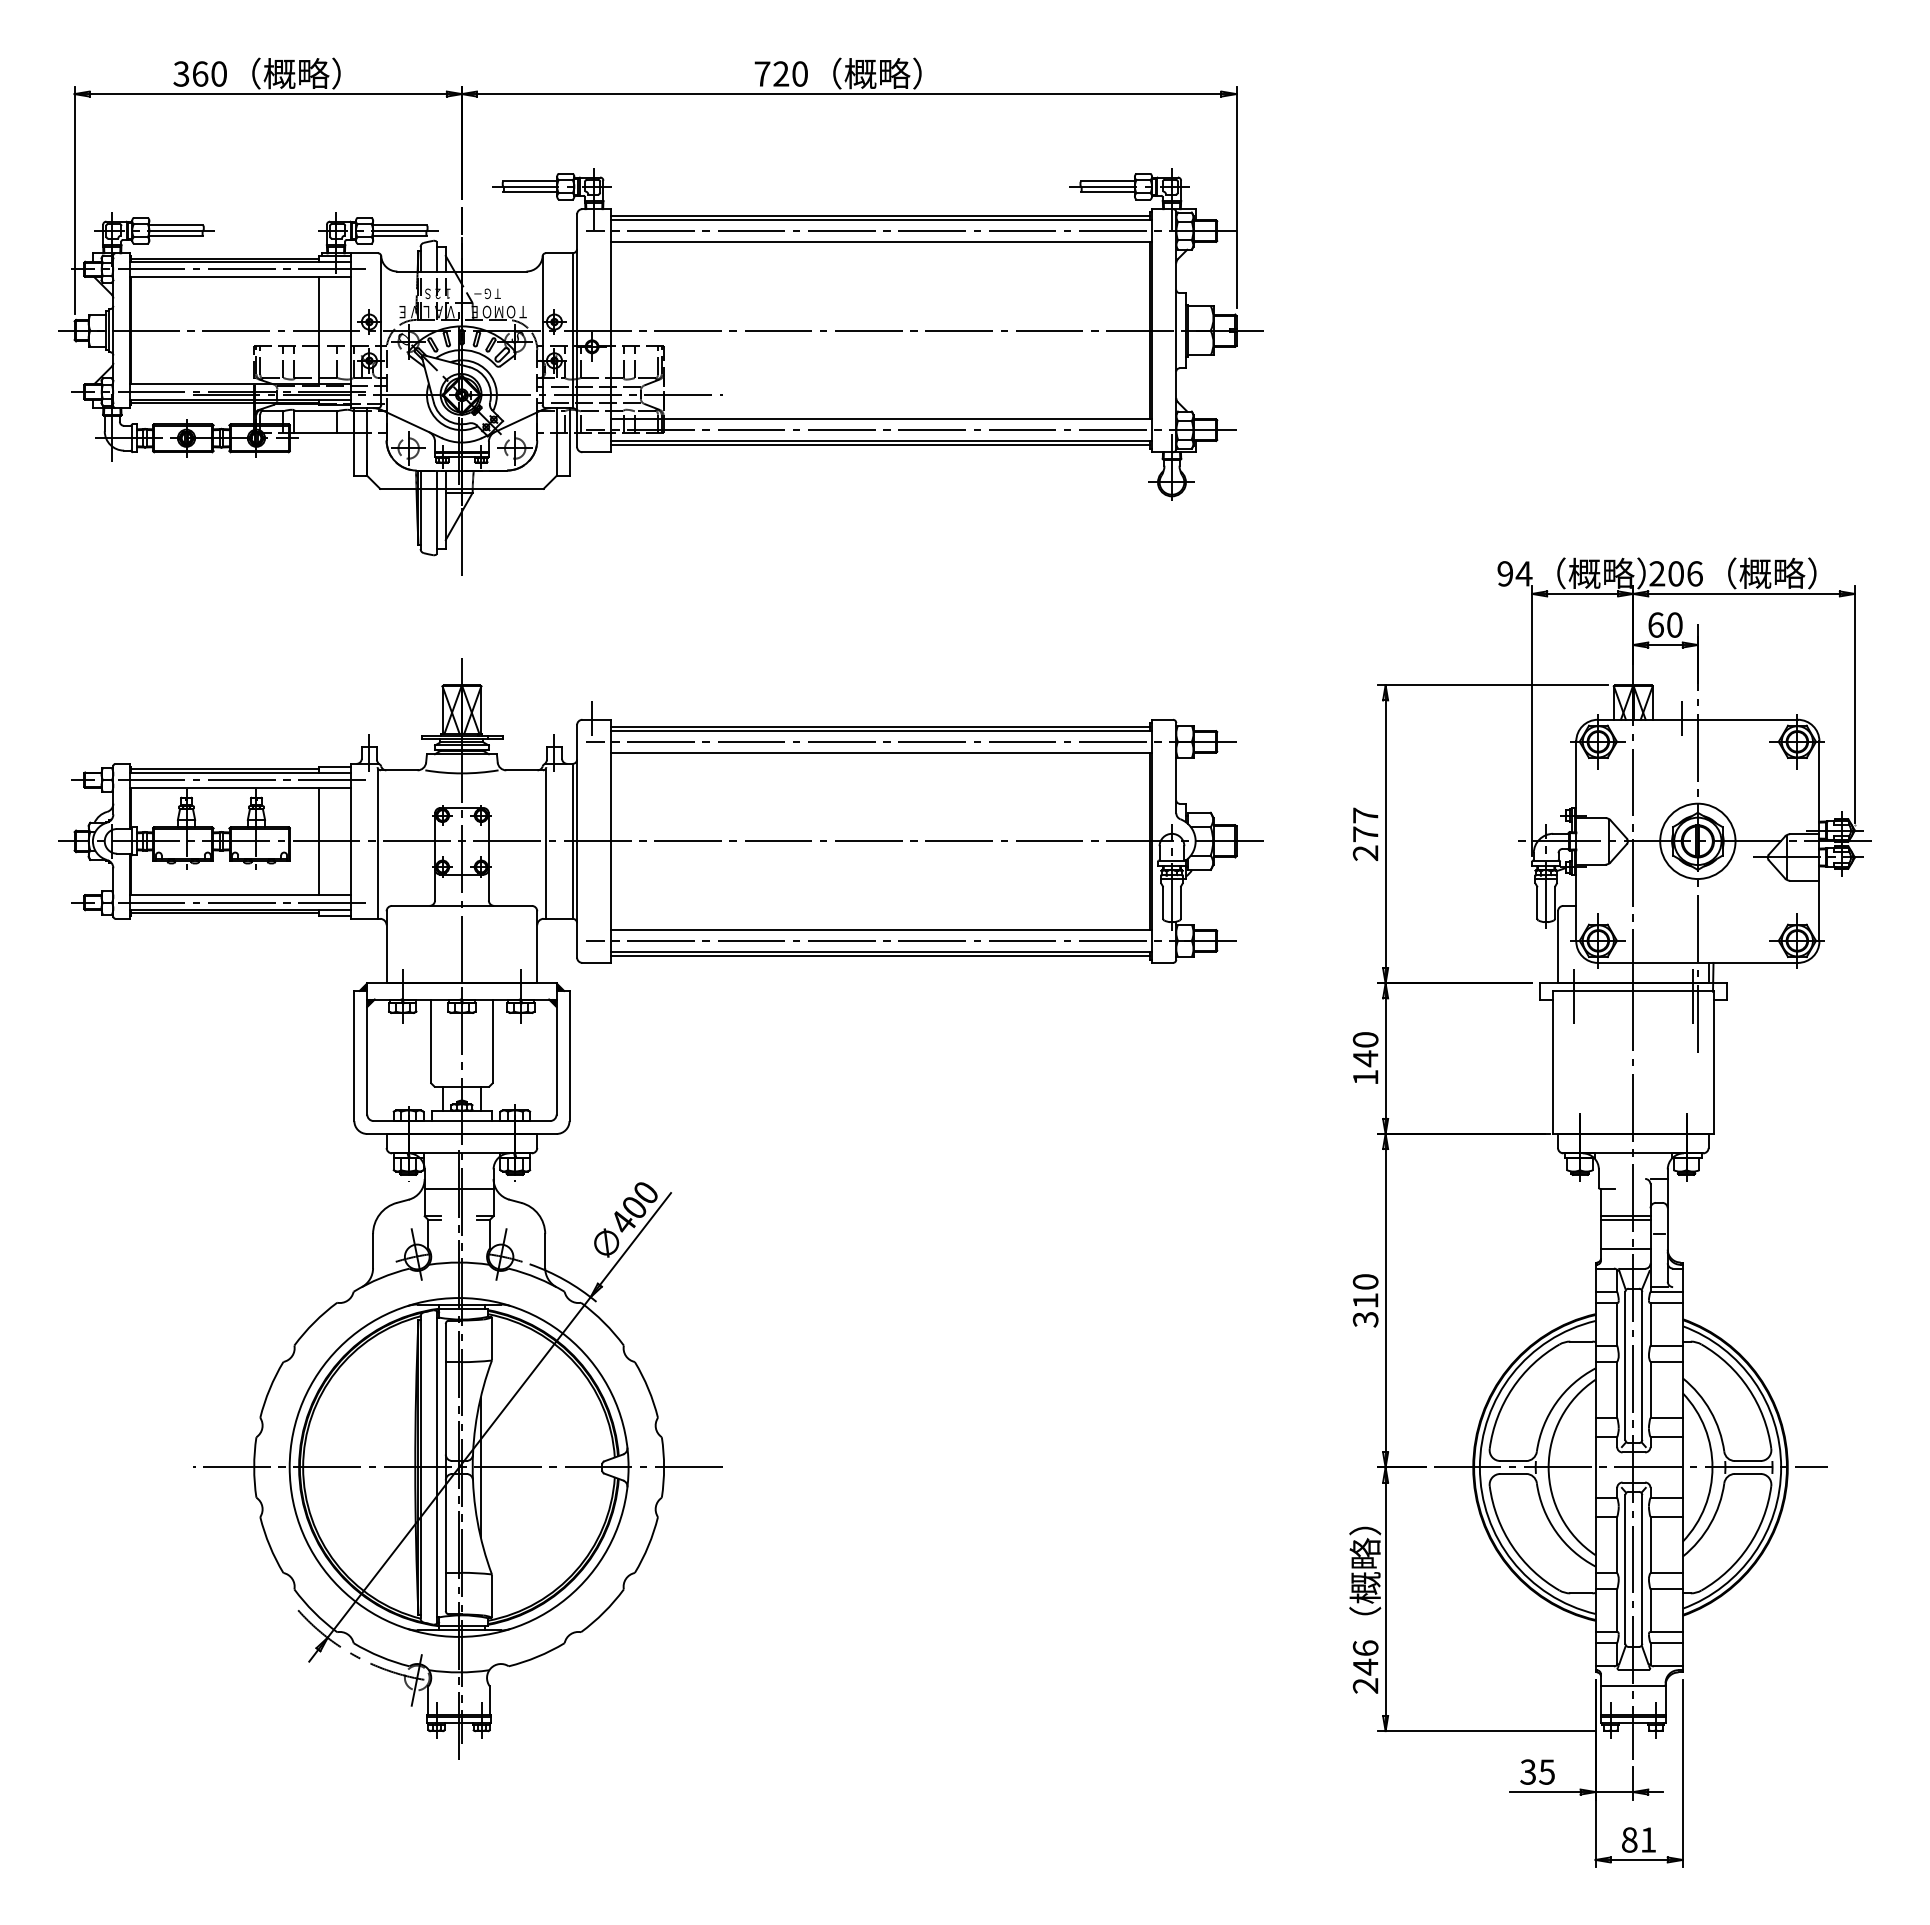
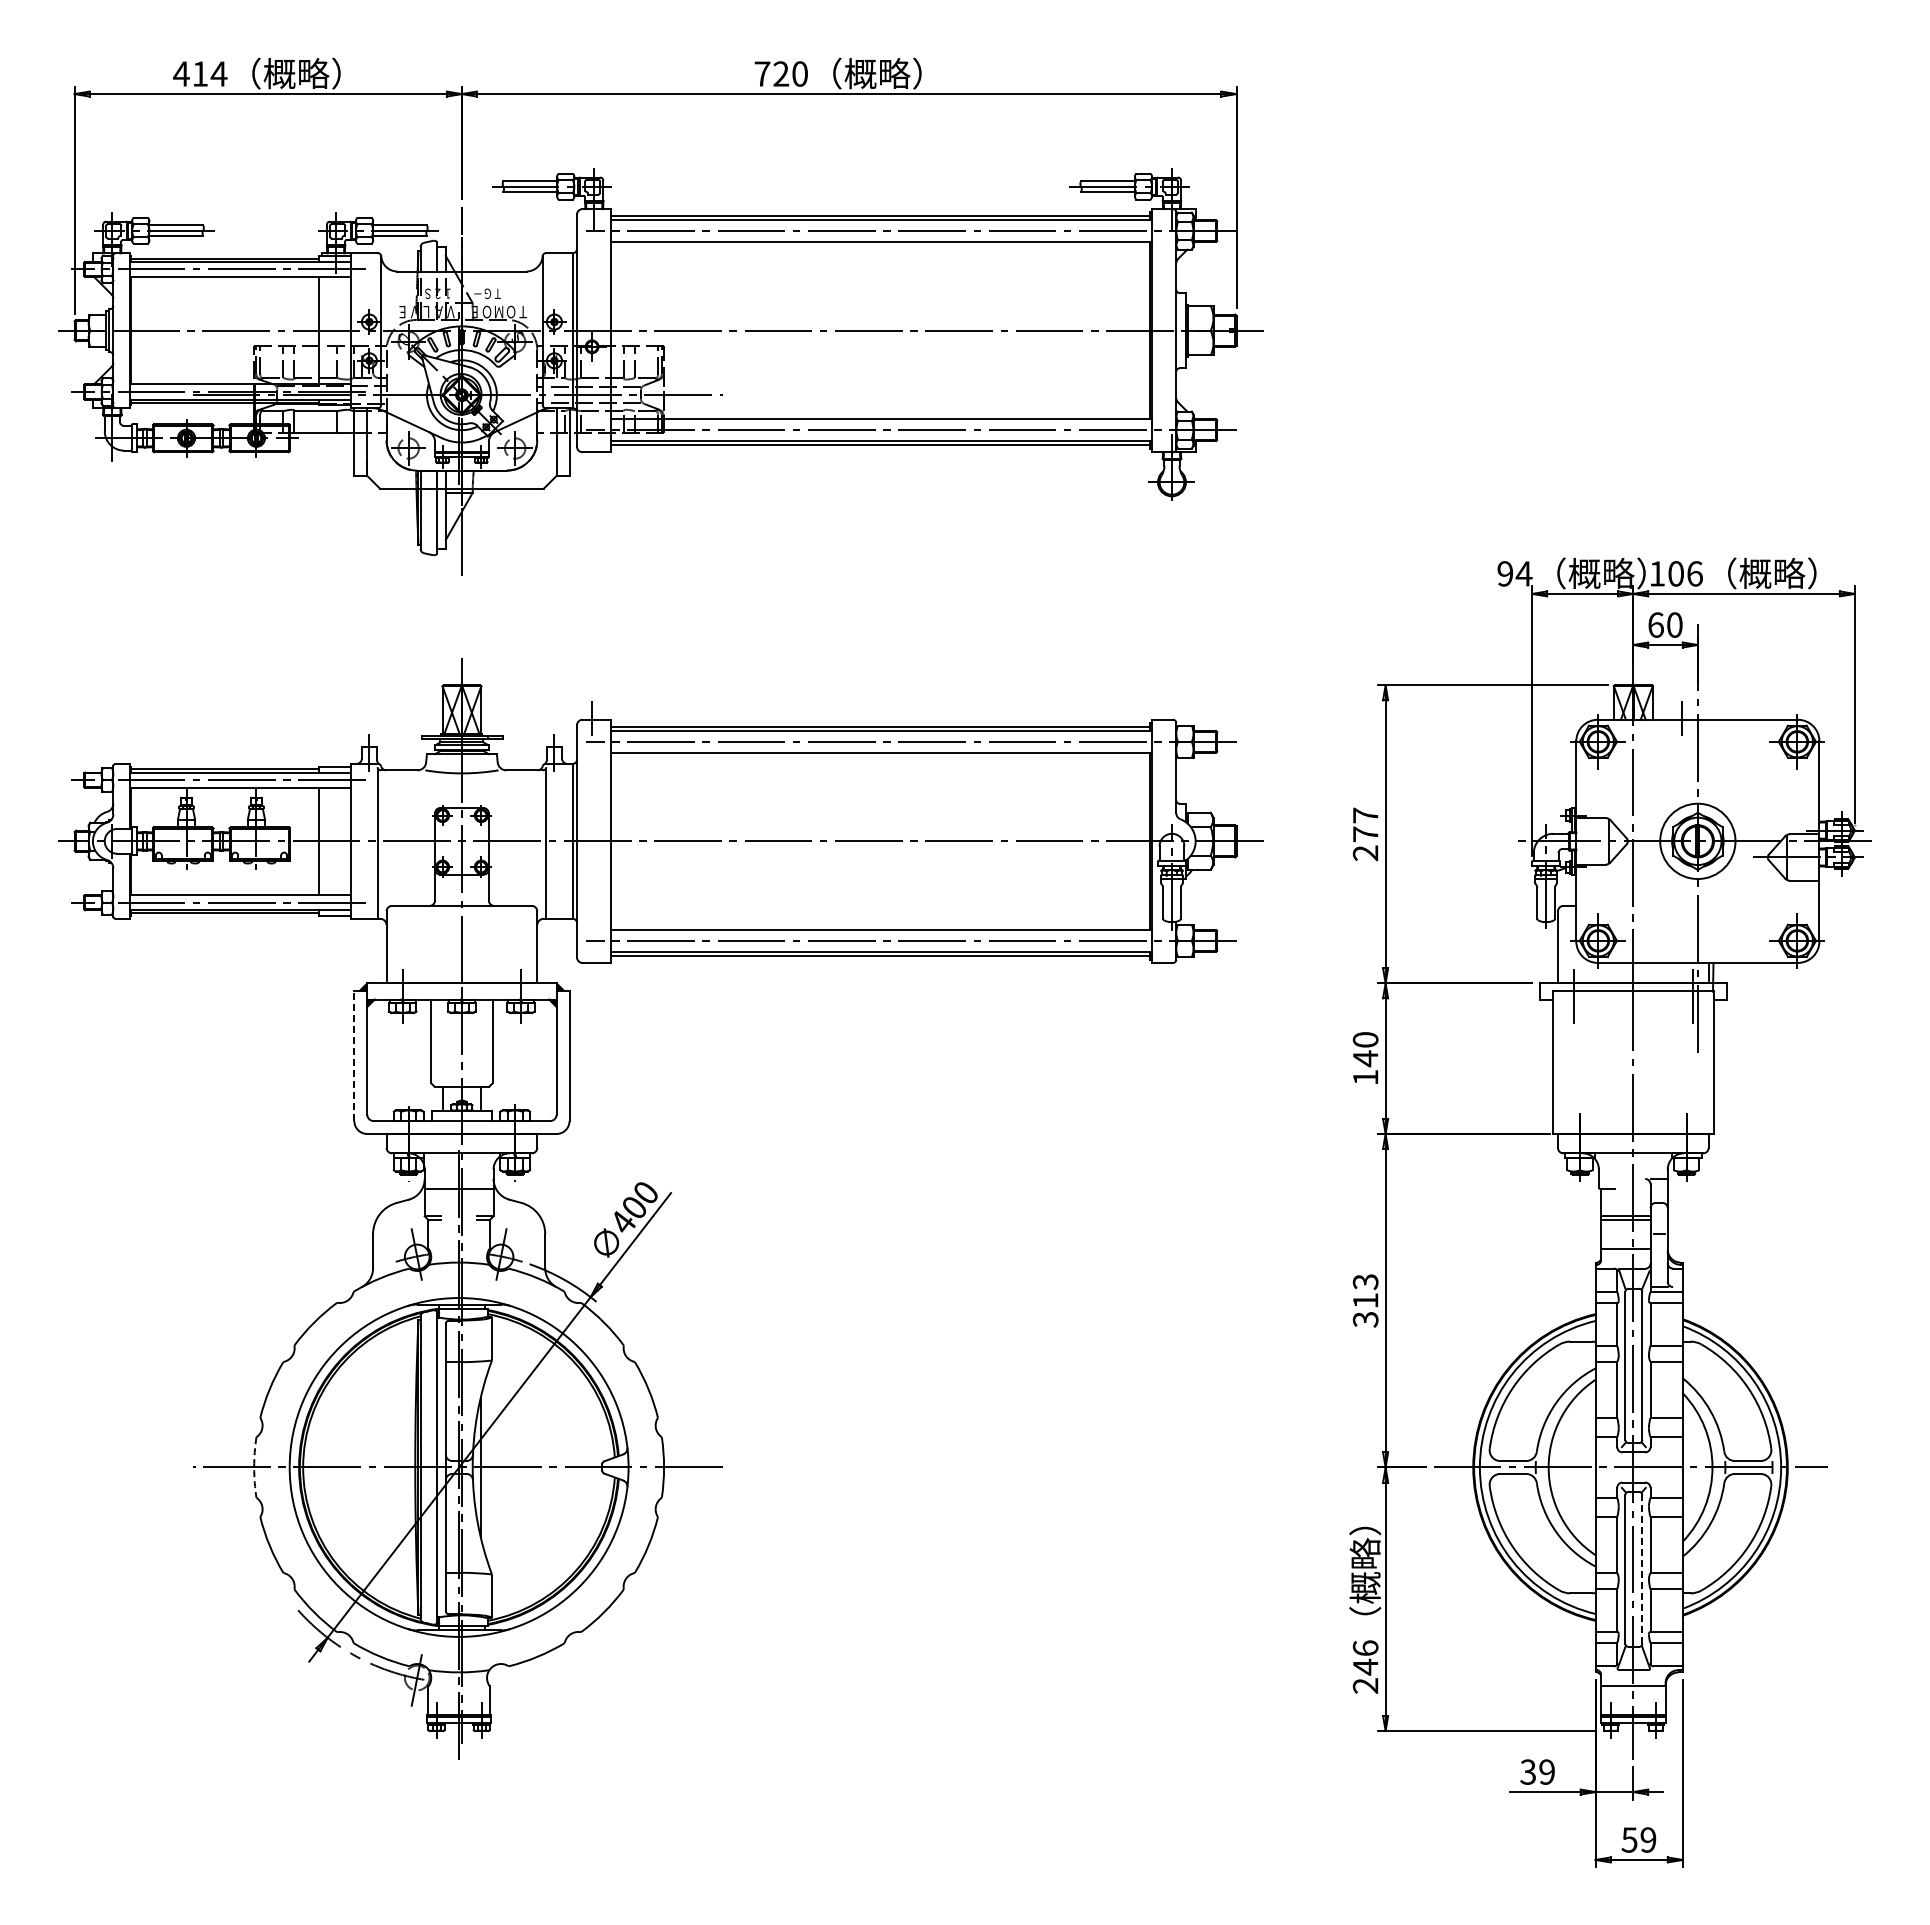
text: 360 -> 414 (200, 73)
text: 206 -> 106 (1657, 573)
line: solid -> dashed (354, 1055)
text: 310 -> 313 (1365, 1282)
arc: solid -> dashed (254, 1467)
line: solid -> dashed (1642, 1568)
text: 35 -> 39 (1546, 1771)
text: 81 -> 59 (1638, 1839)
